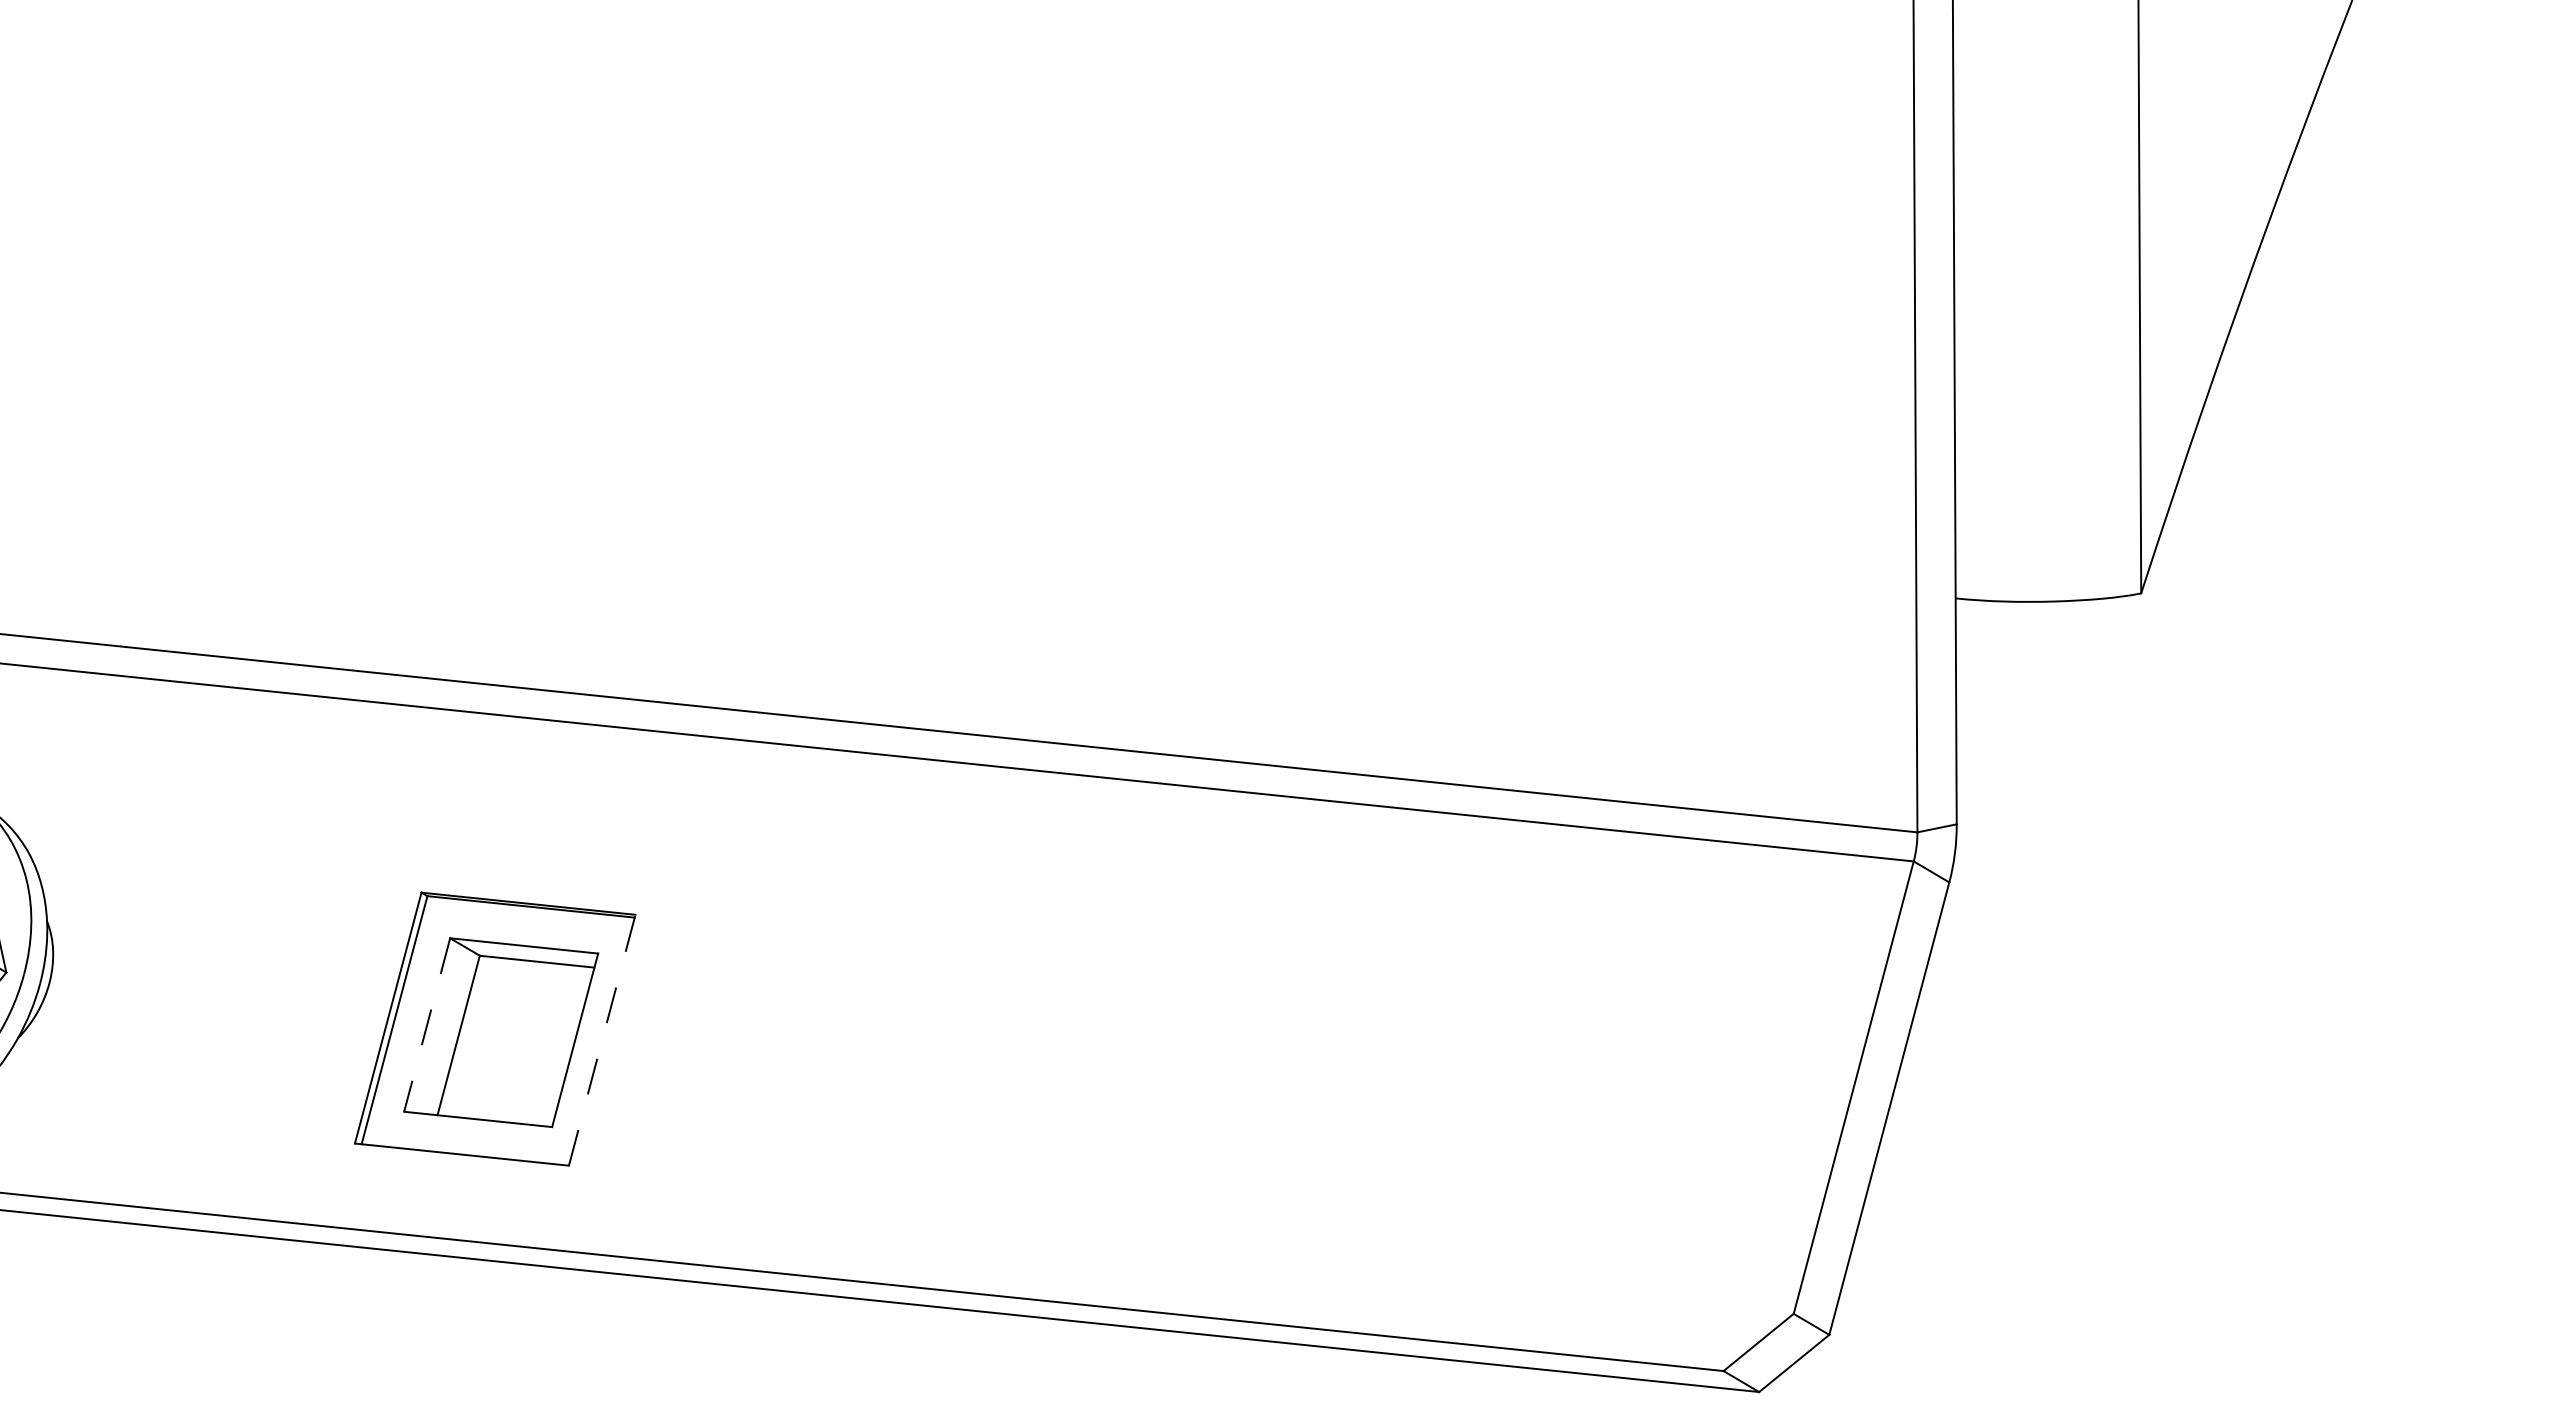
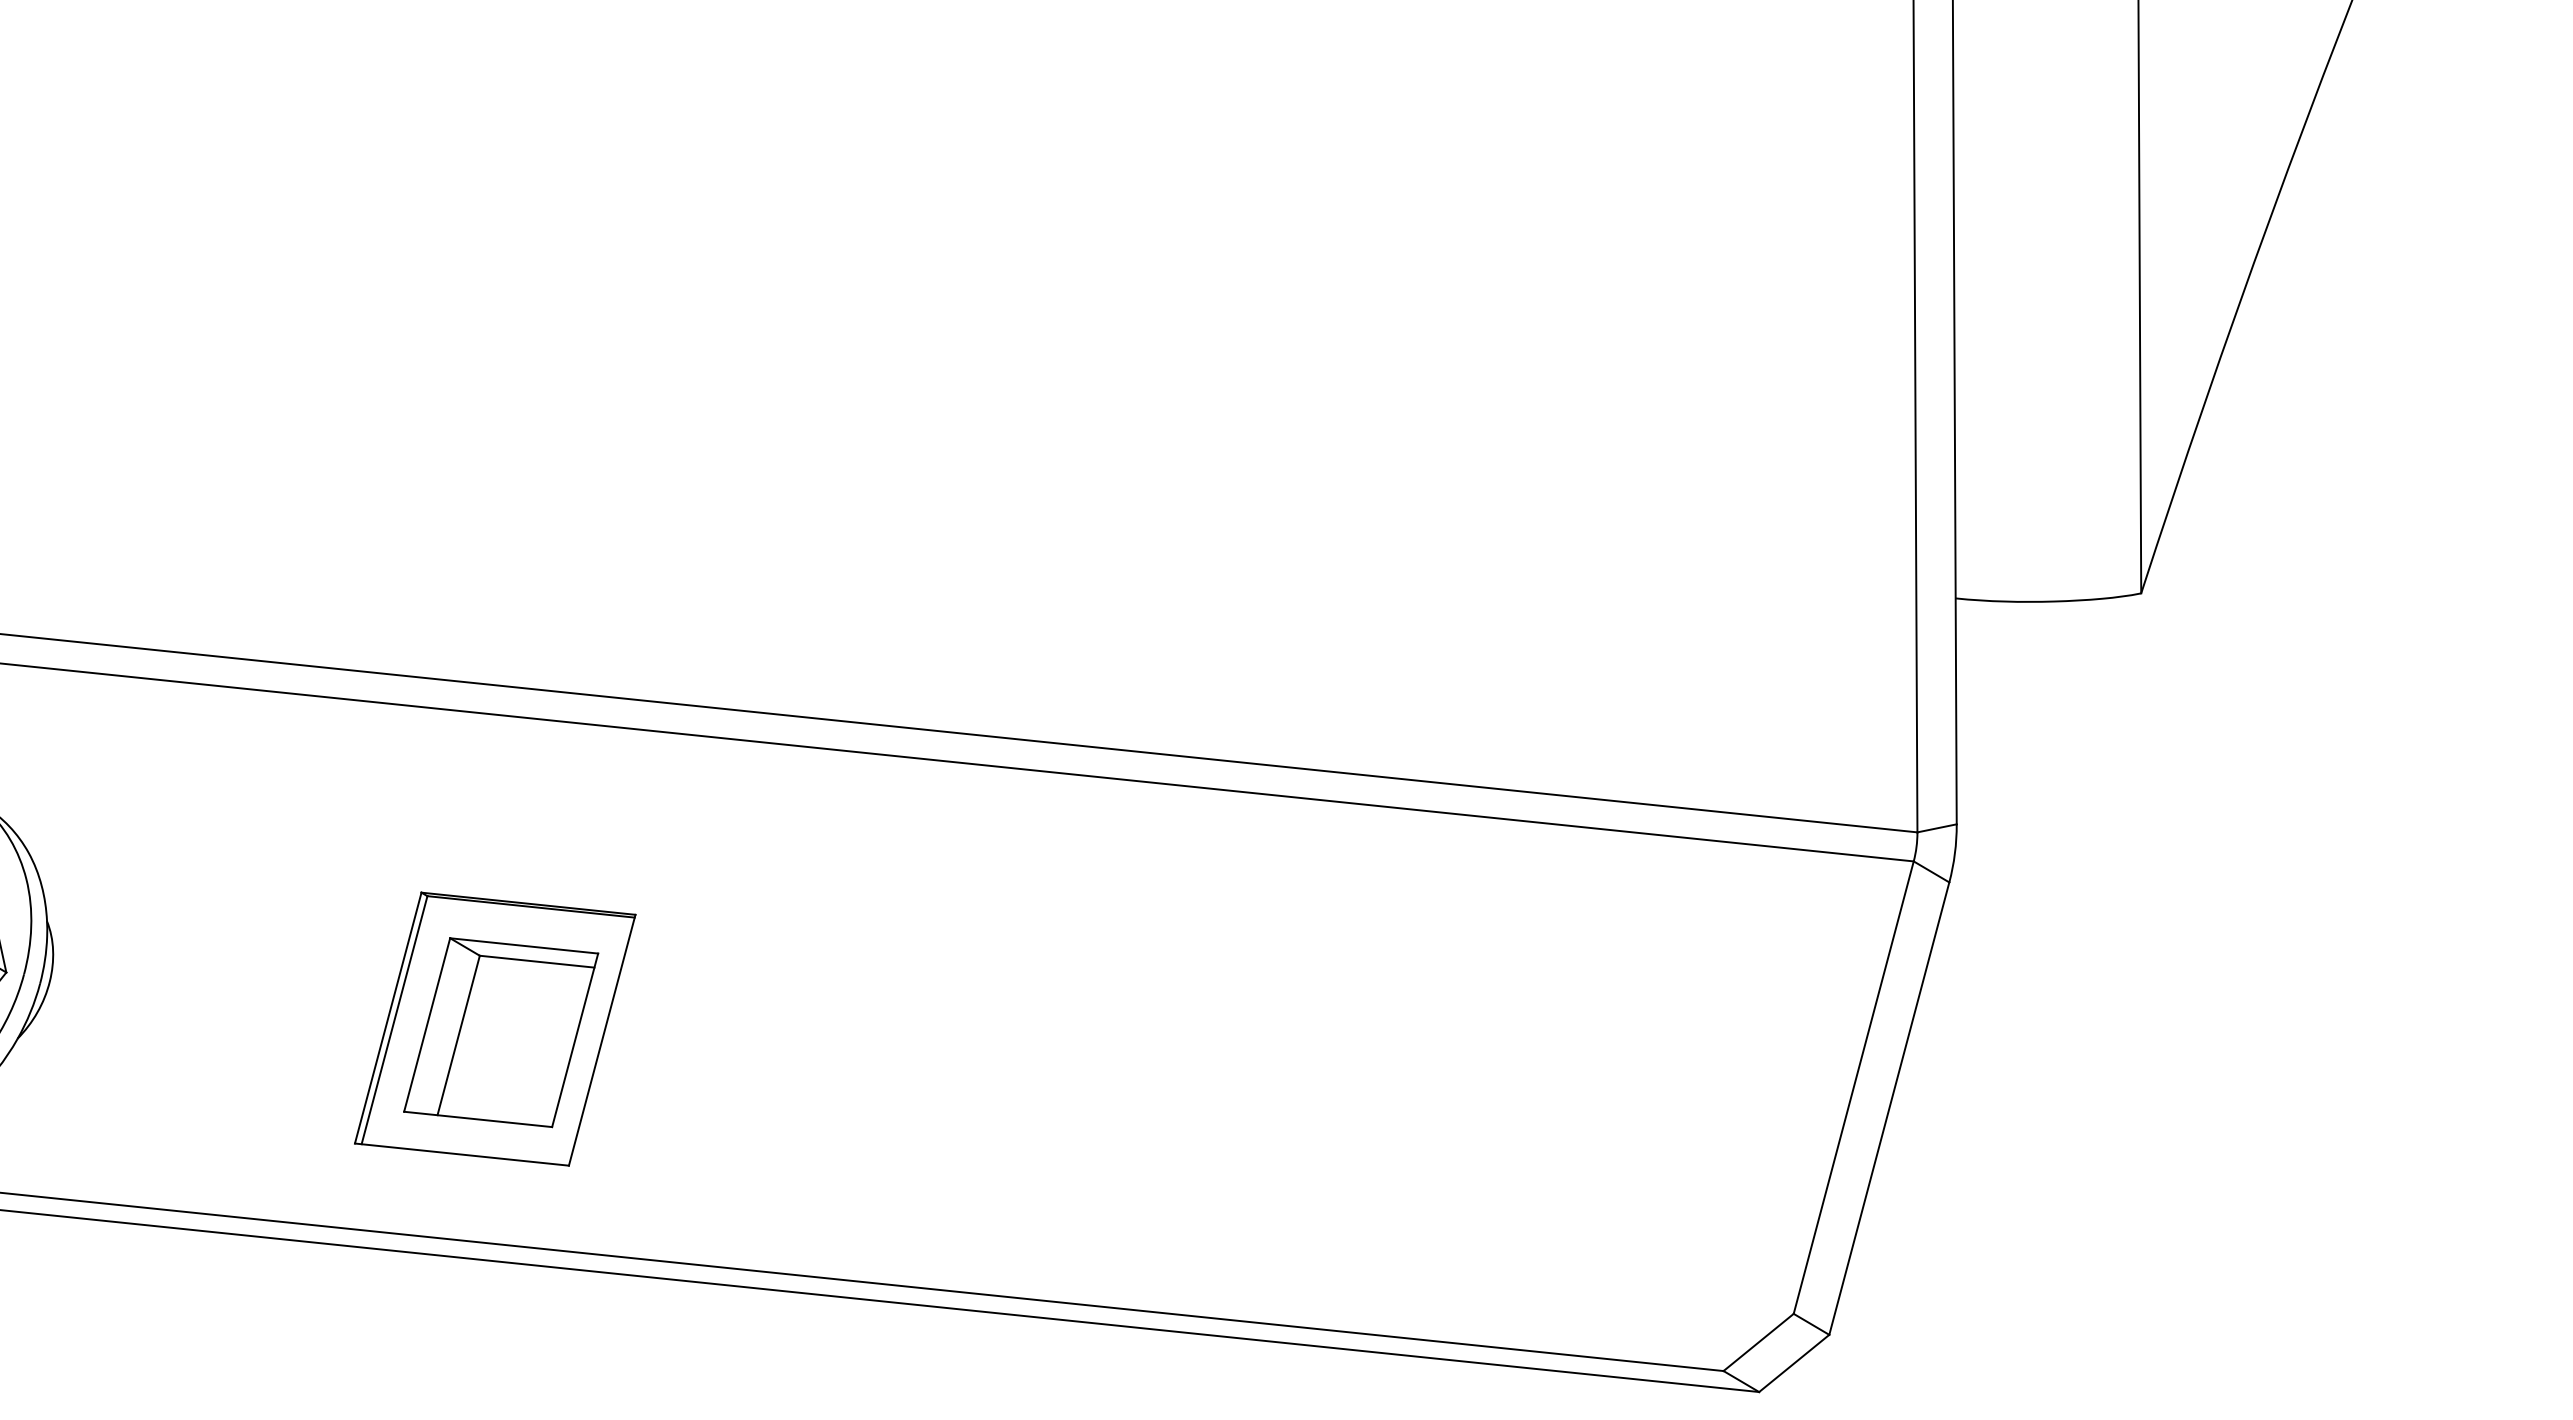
line: dashed -> solid (427, 1025)
line: dashed -> solid (602, 1040)
